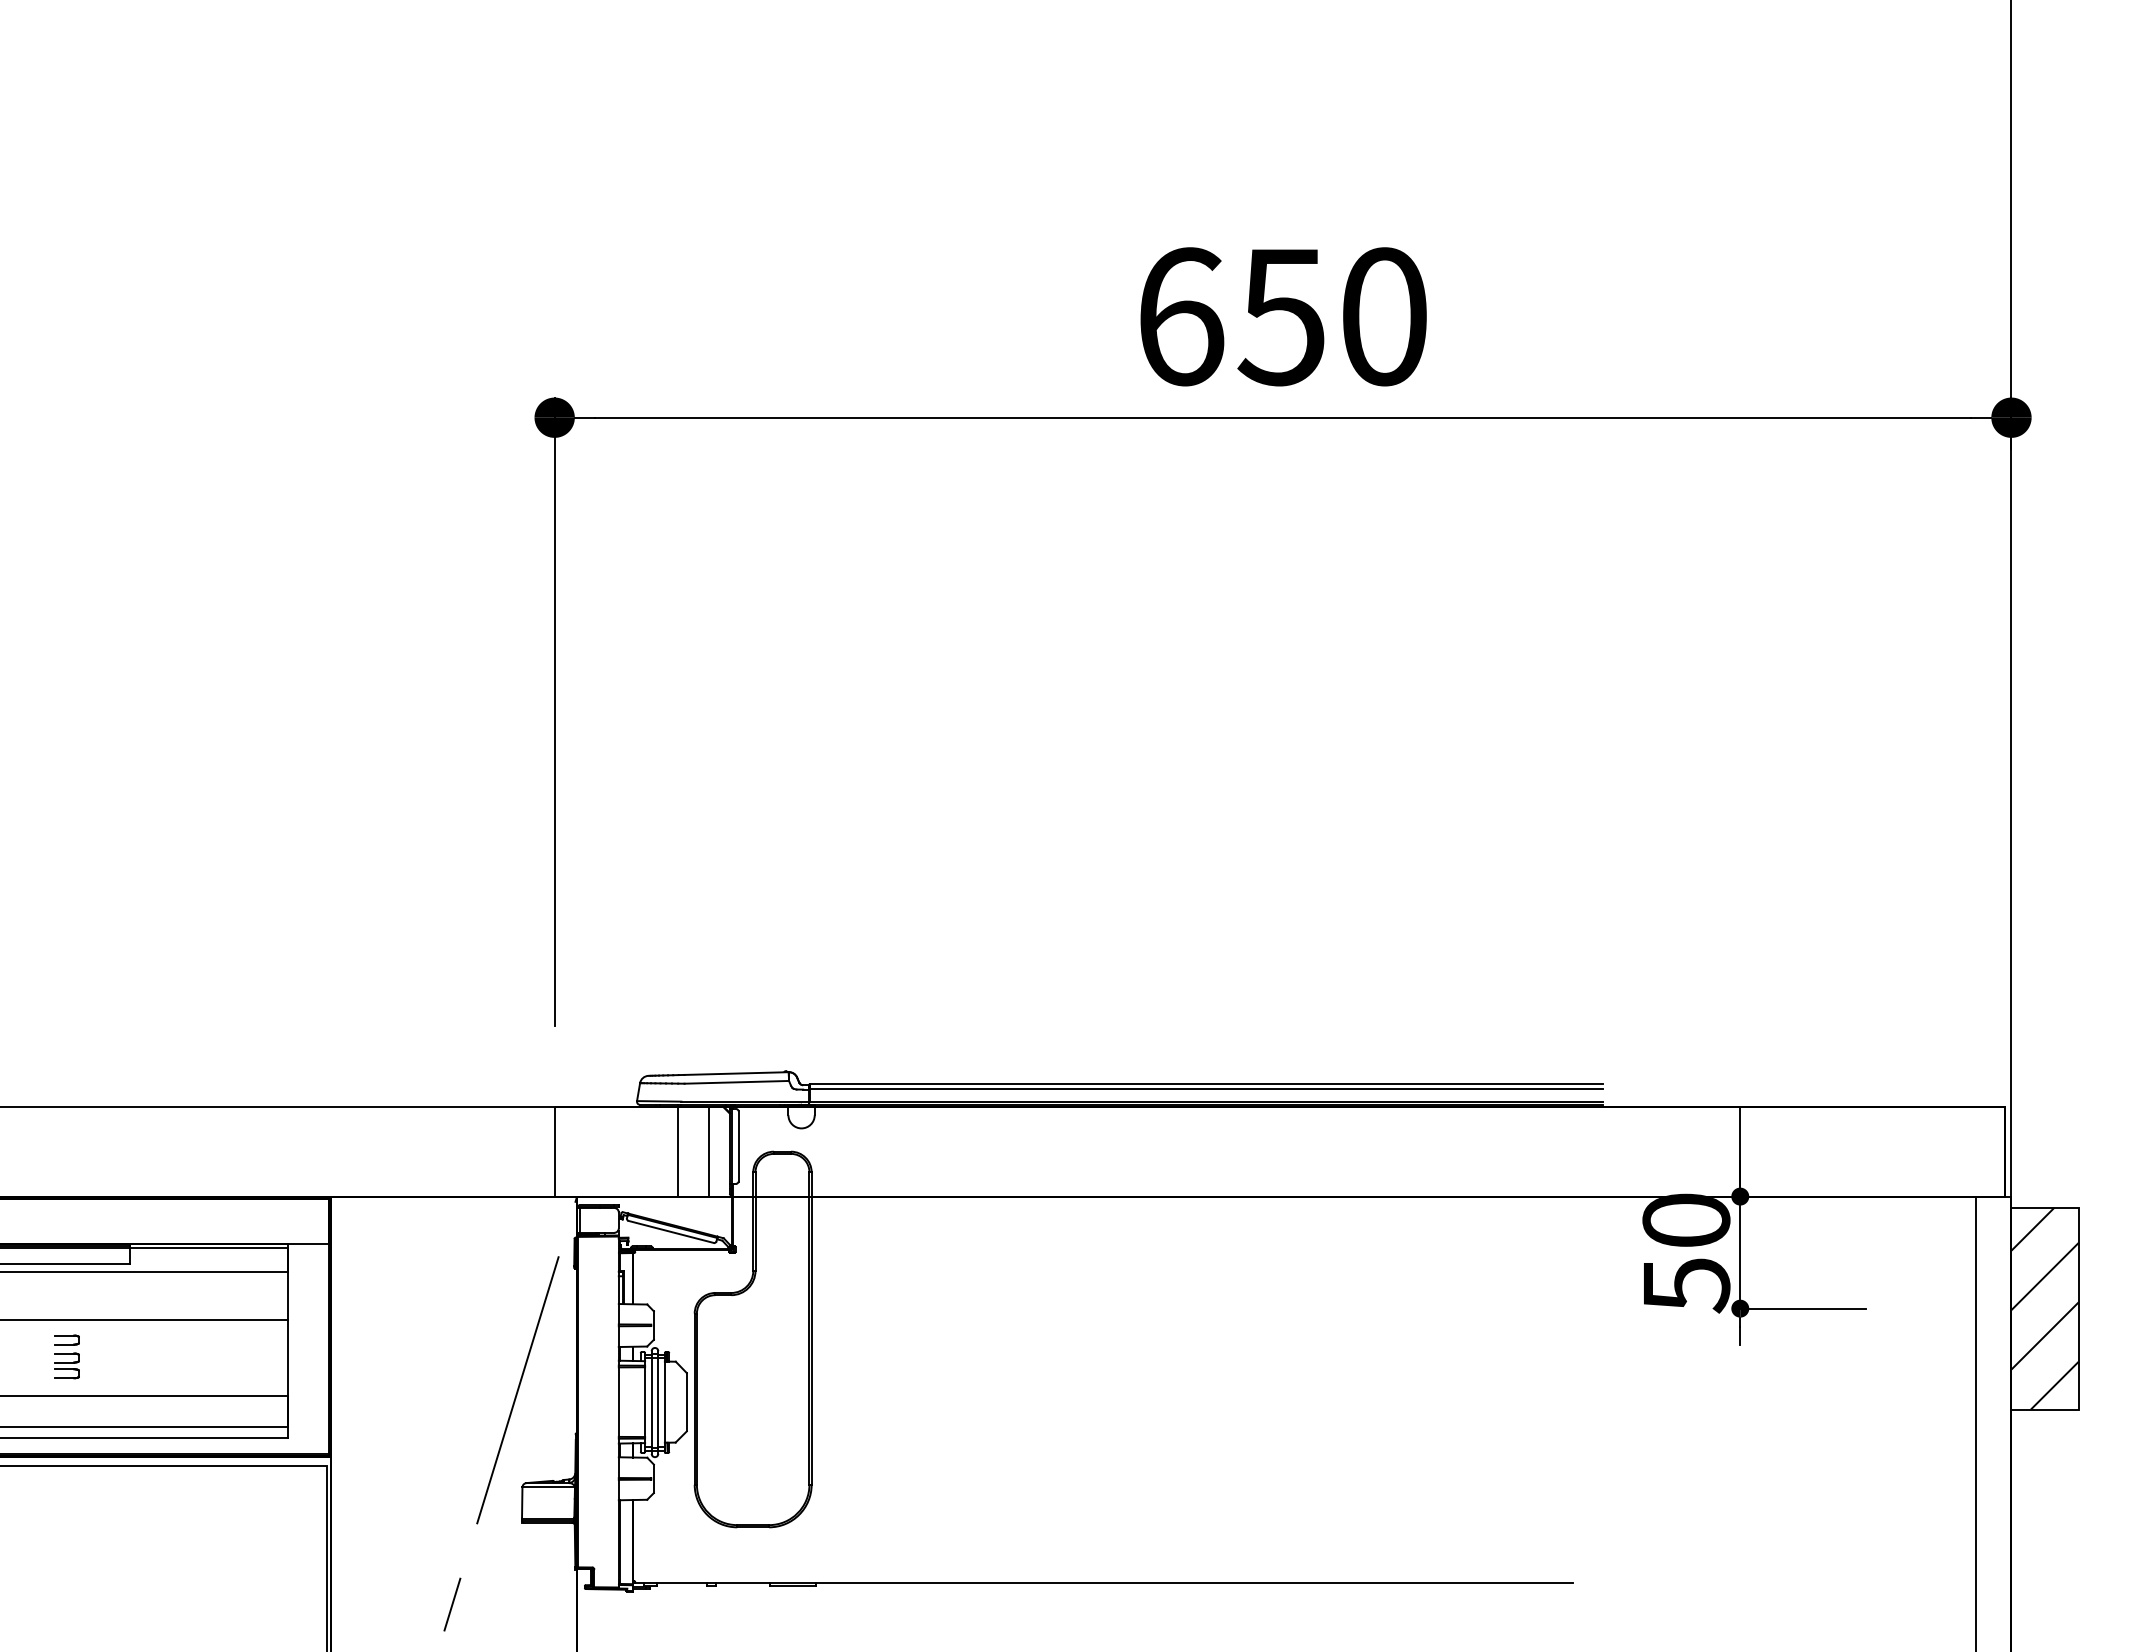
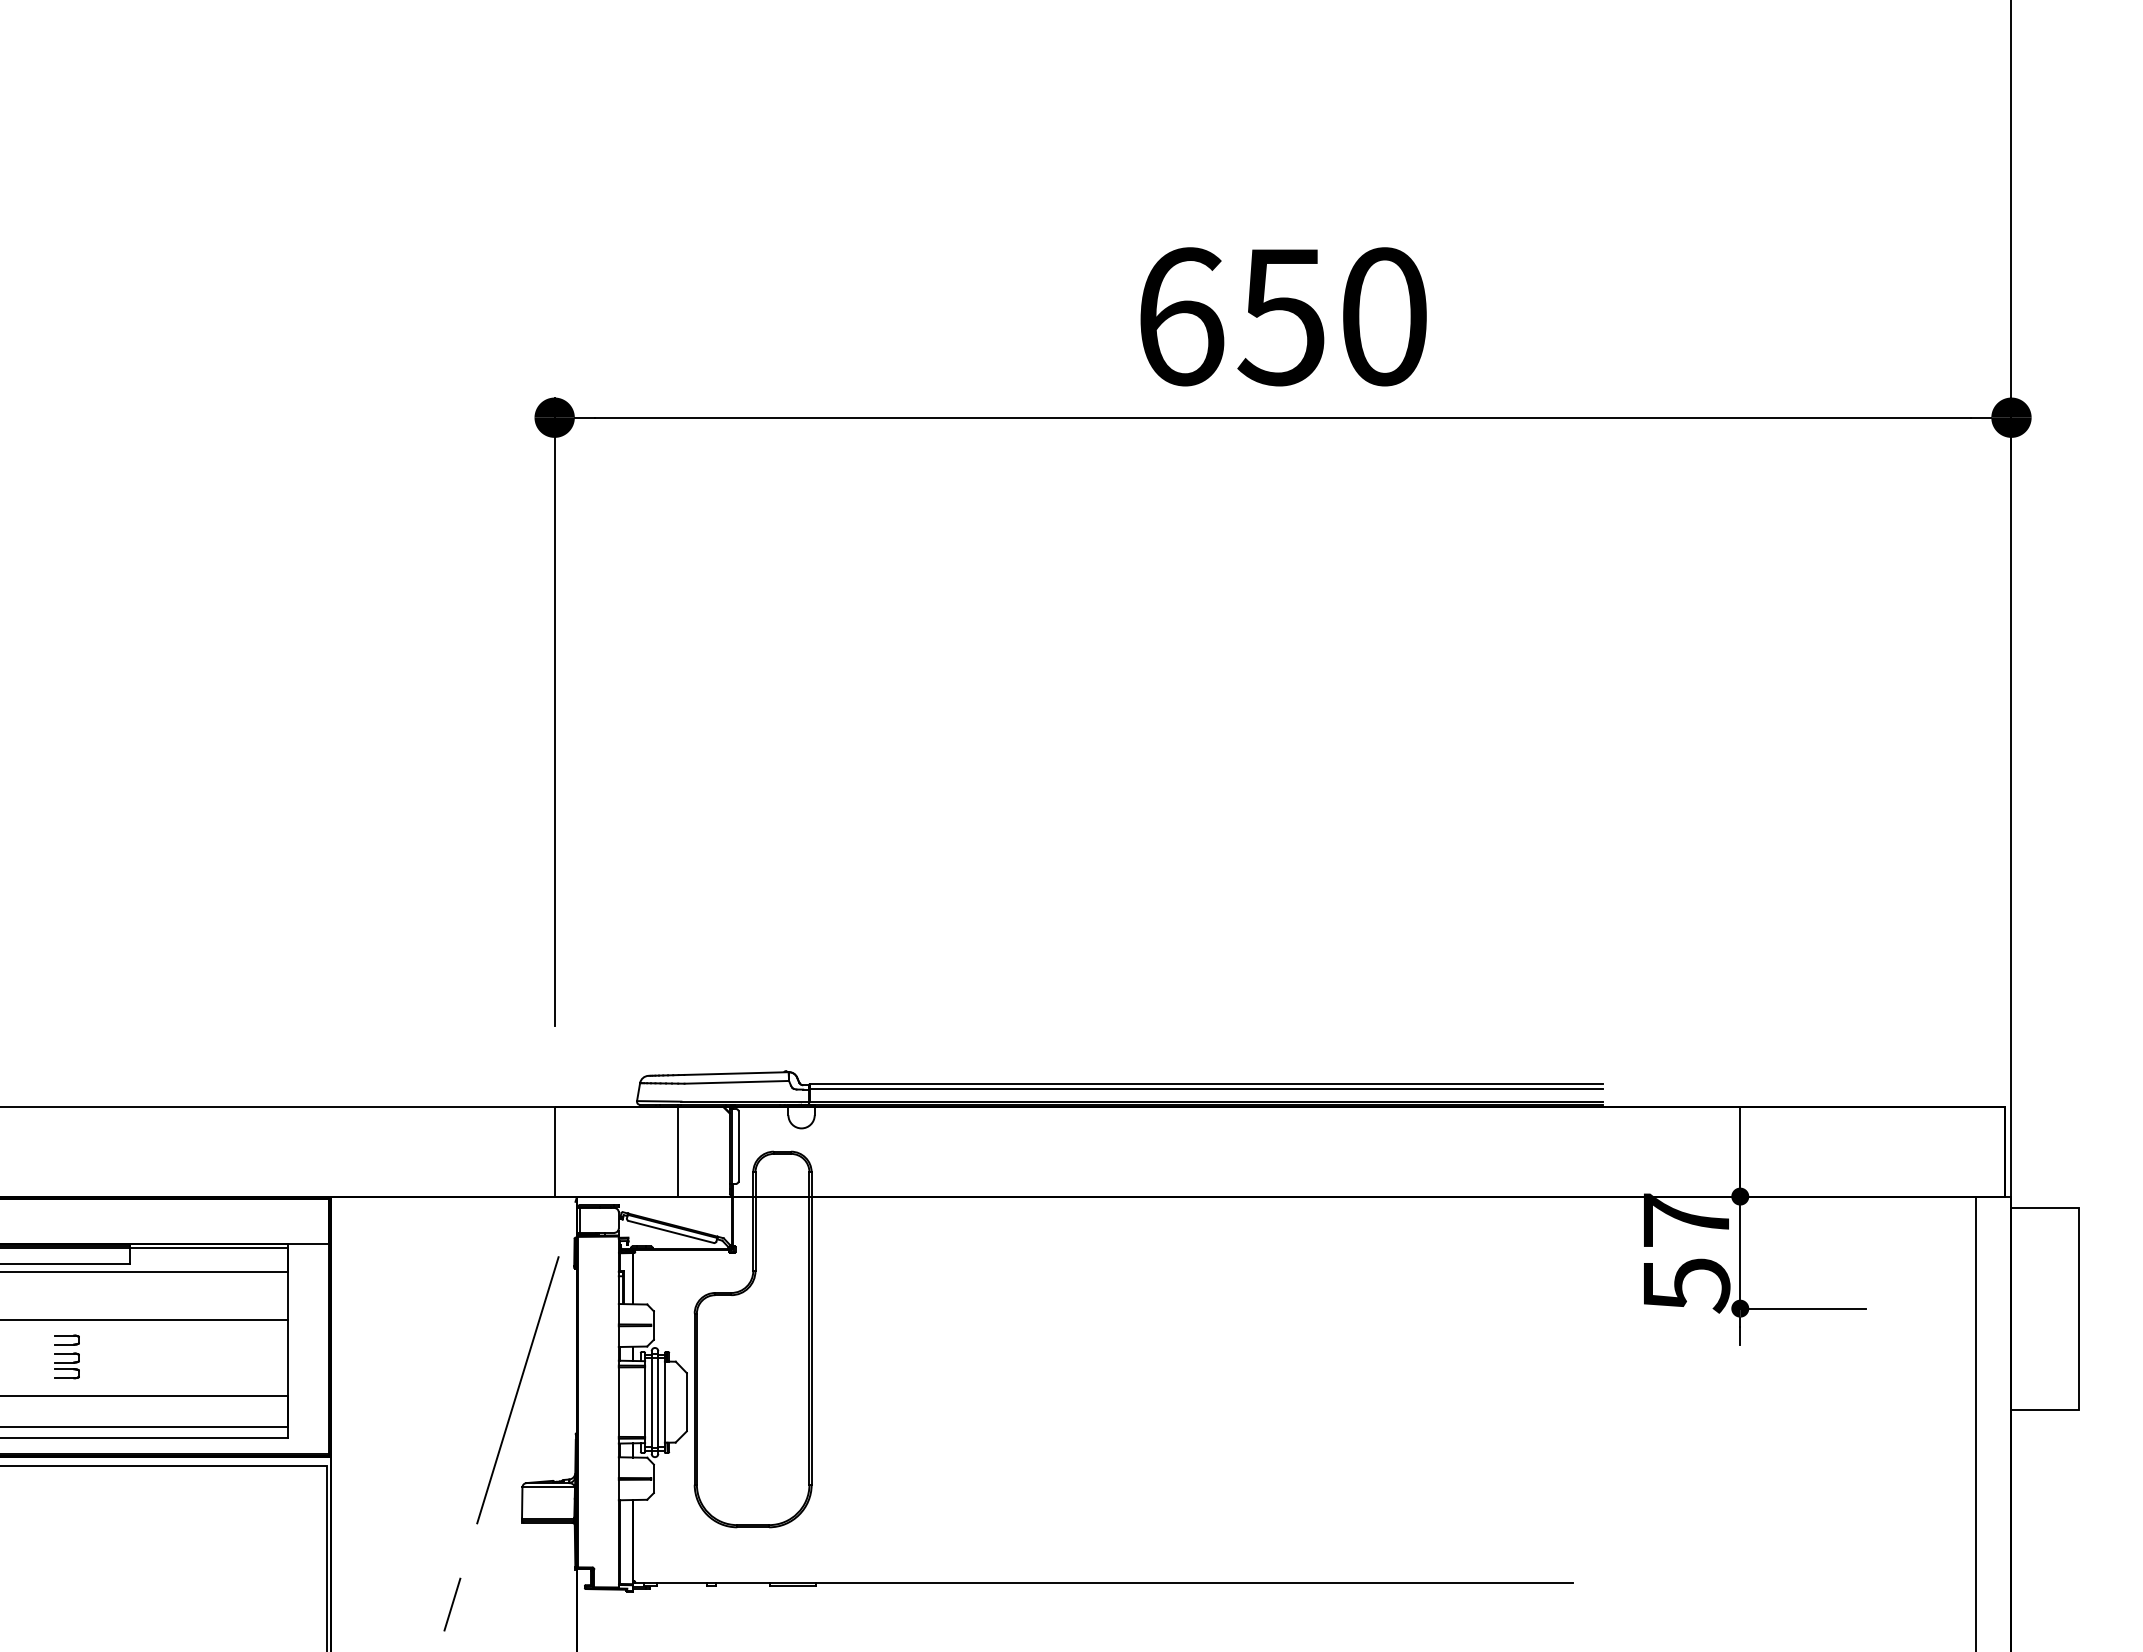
line: present -> none (709, 1151)
text: 50 -> 57 (1686, 1219)
hatch: present -> none (2044, 1308)
